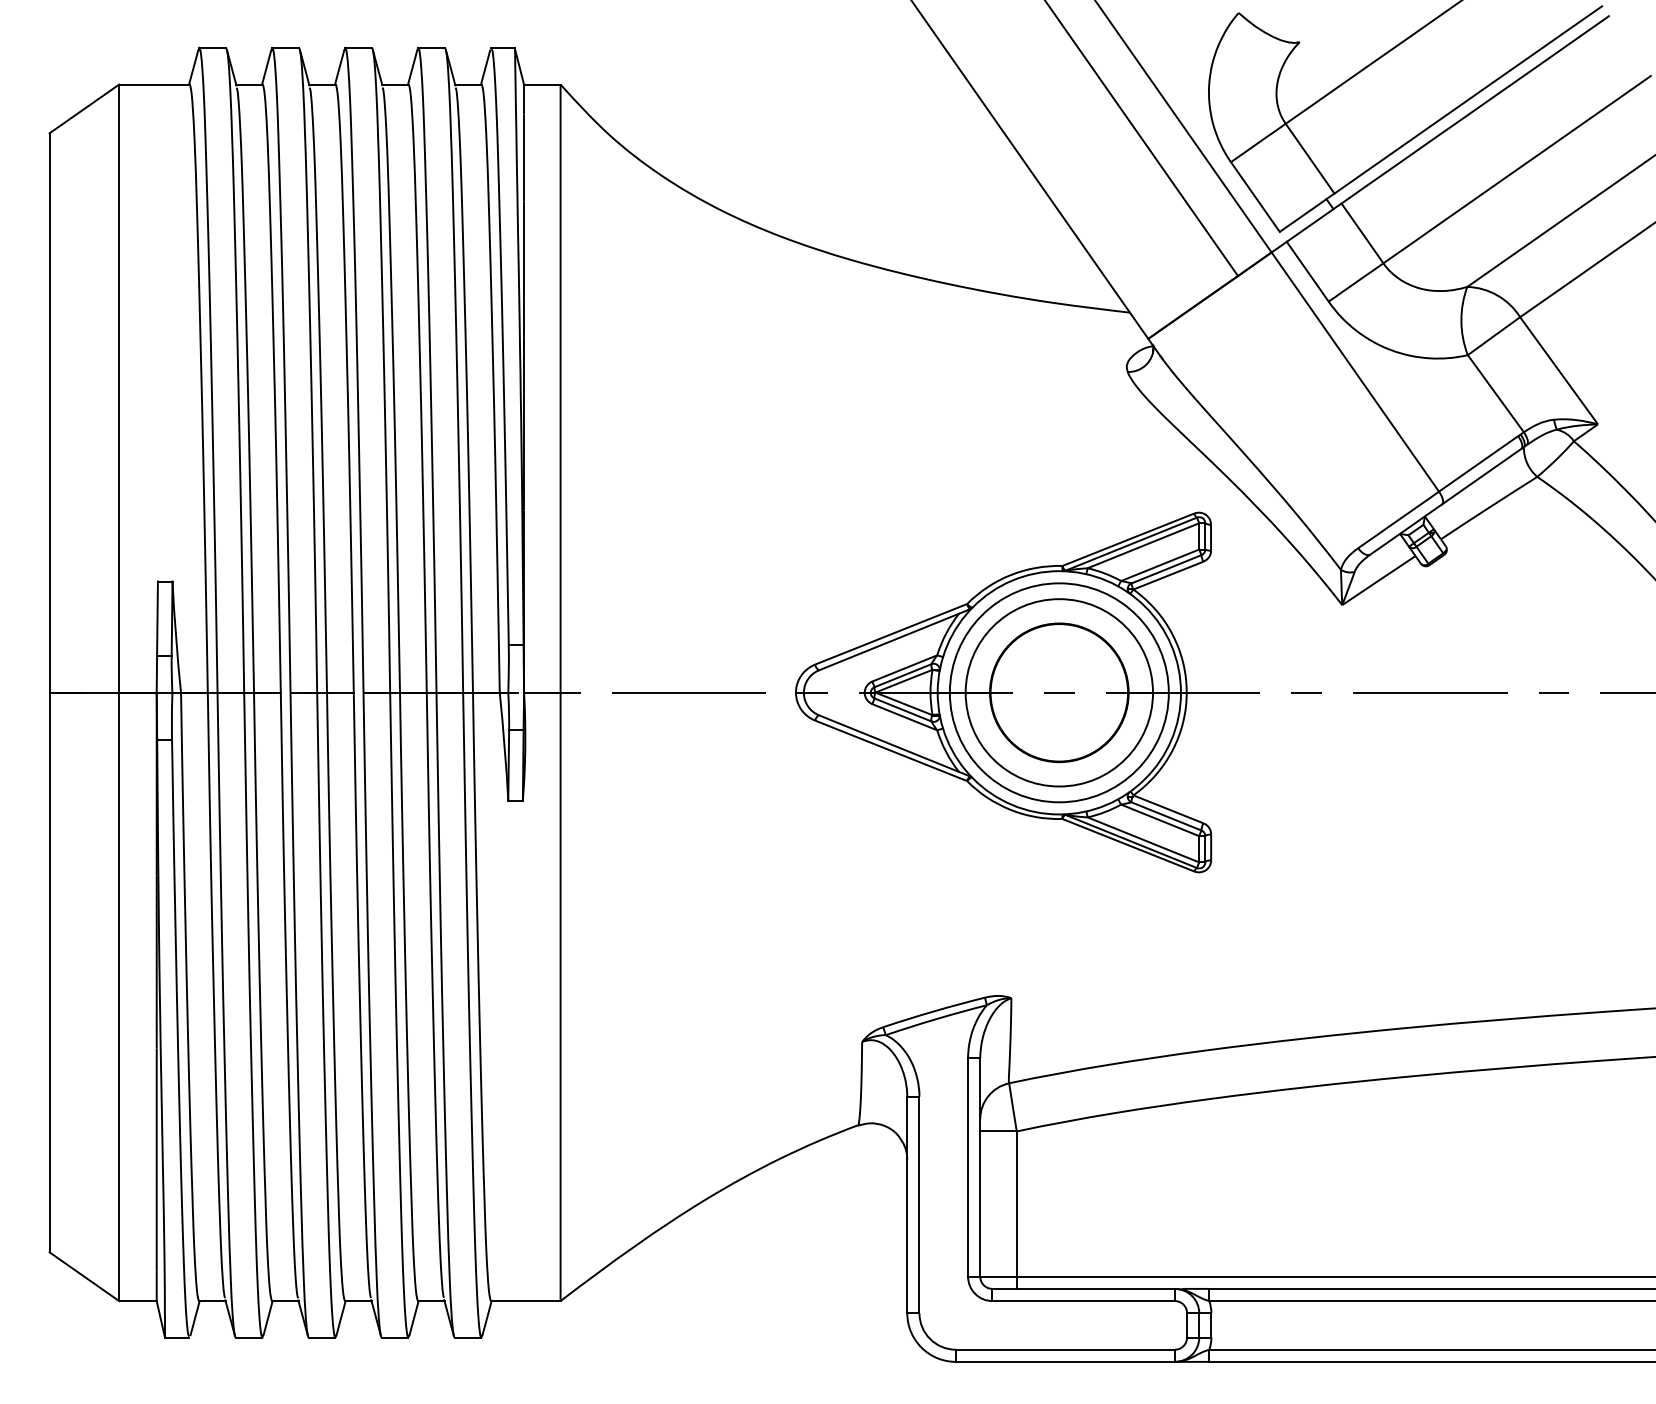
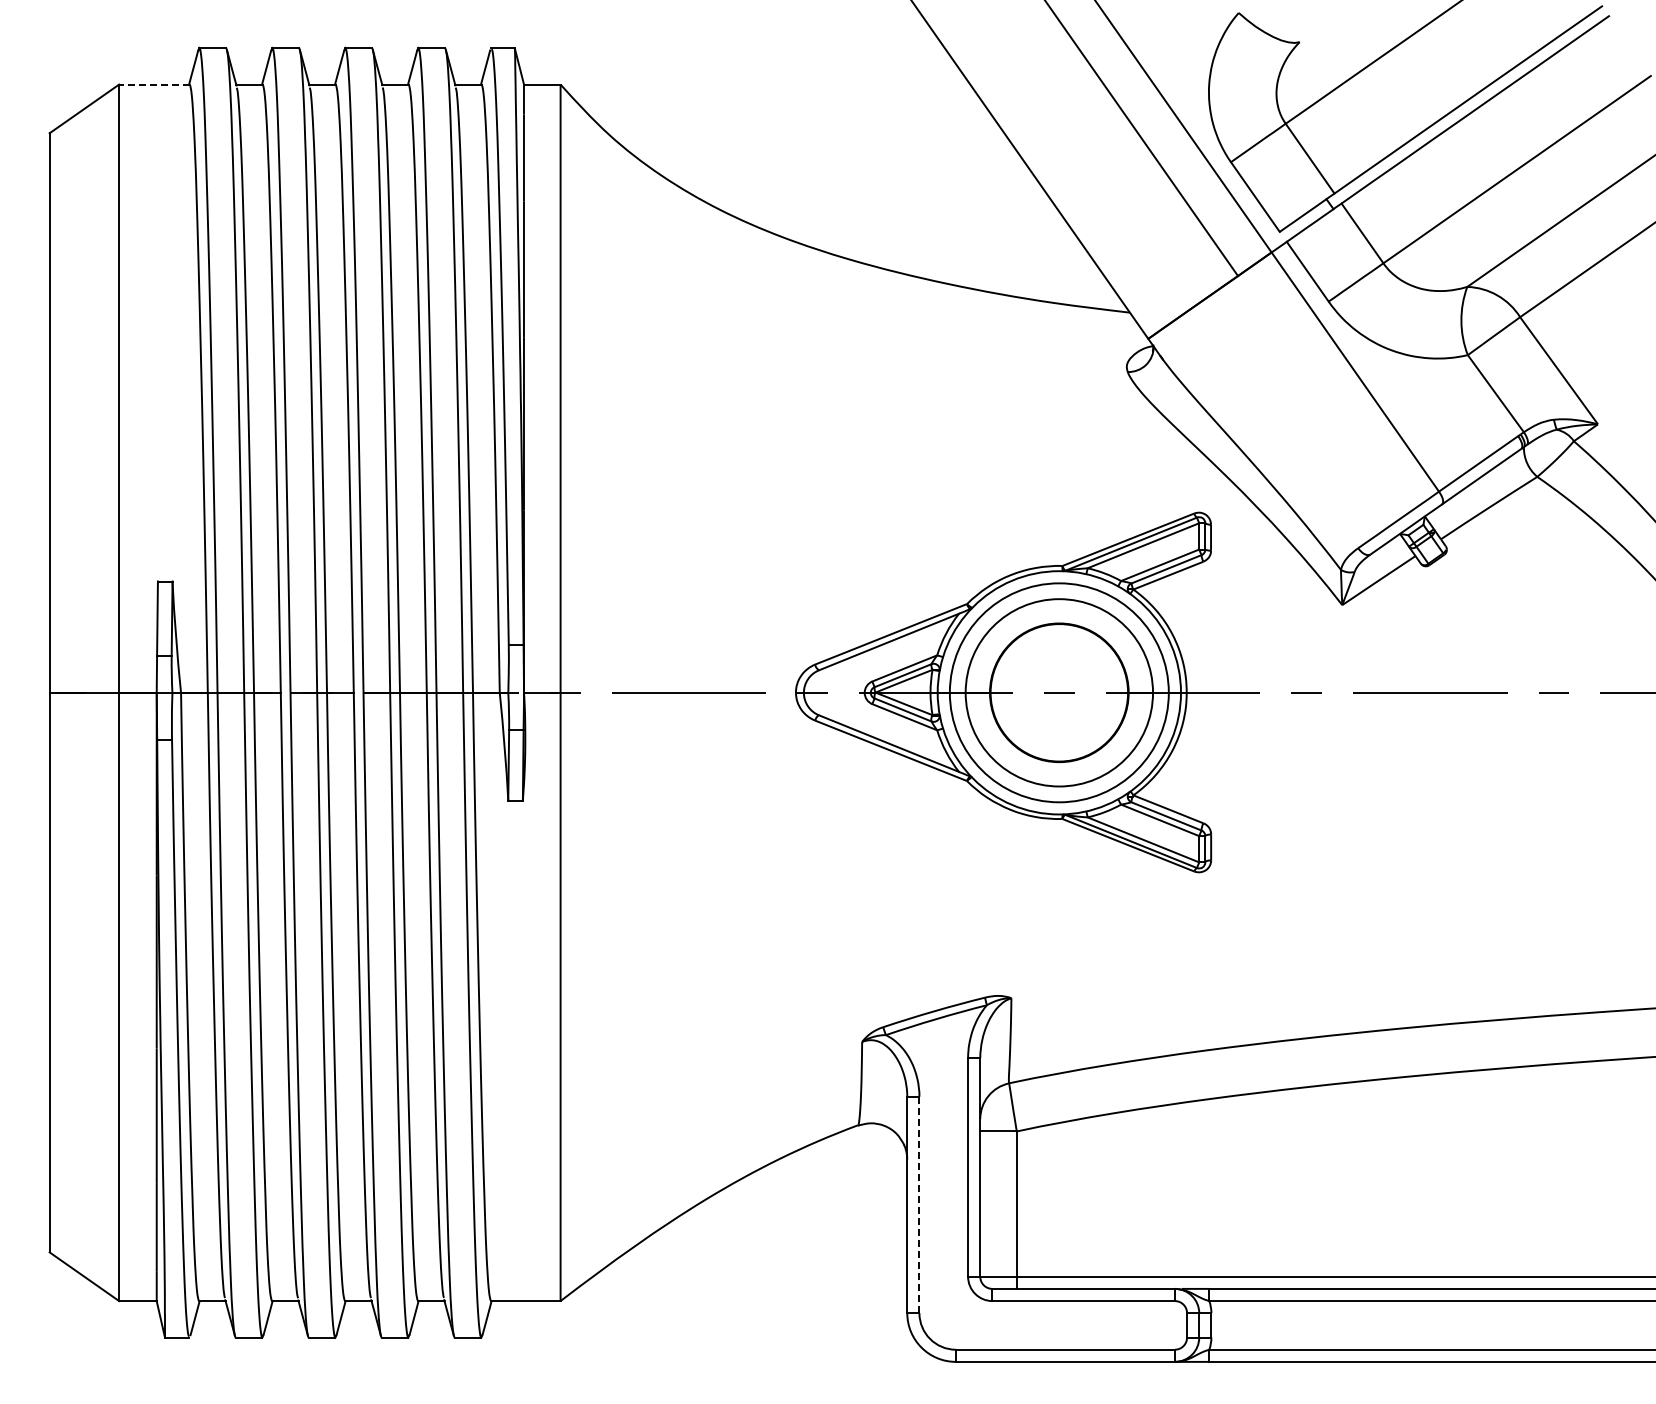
line: solid -> dashed (153, 84)
line: solid -> dashed (919, 1204)
